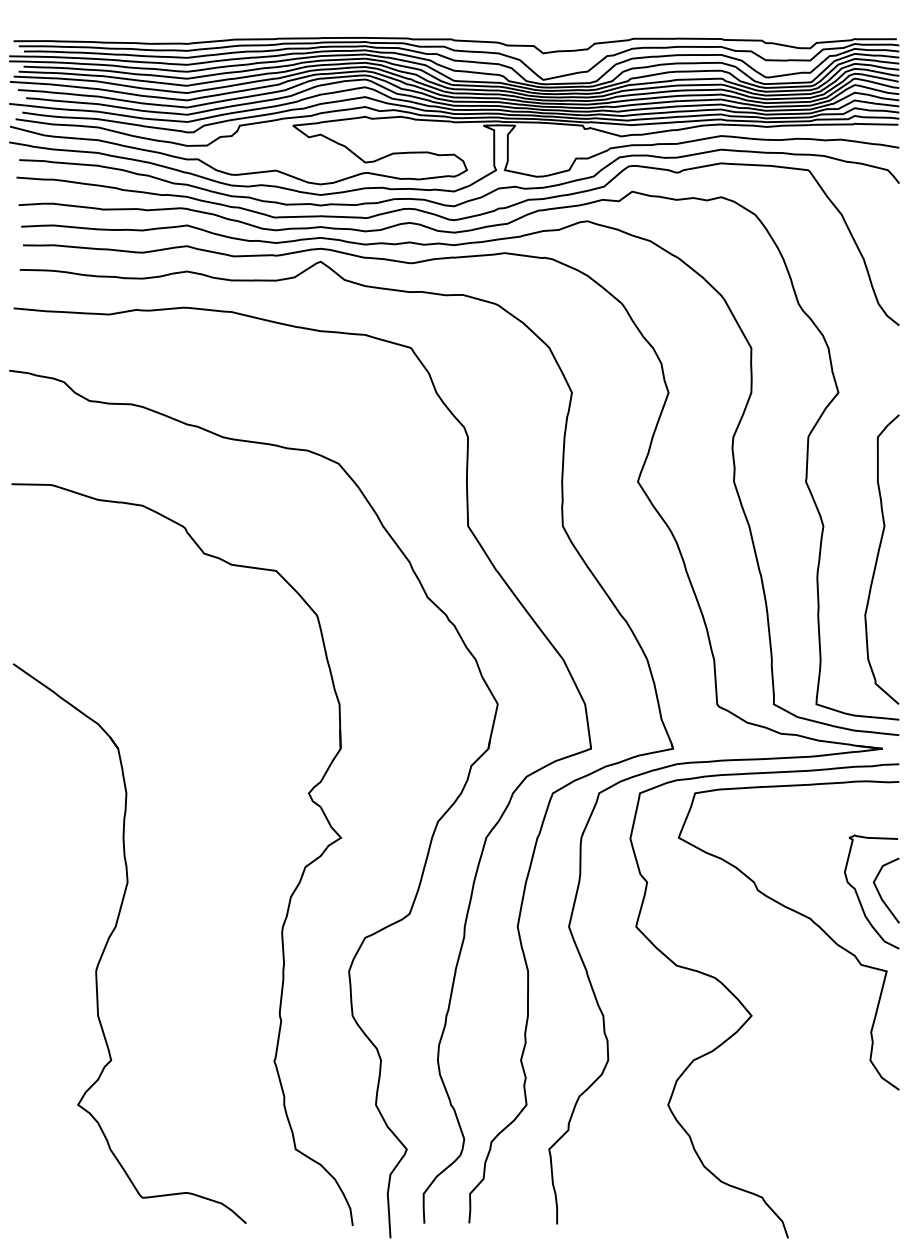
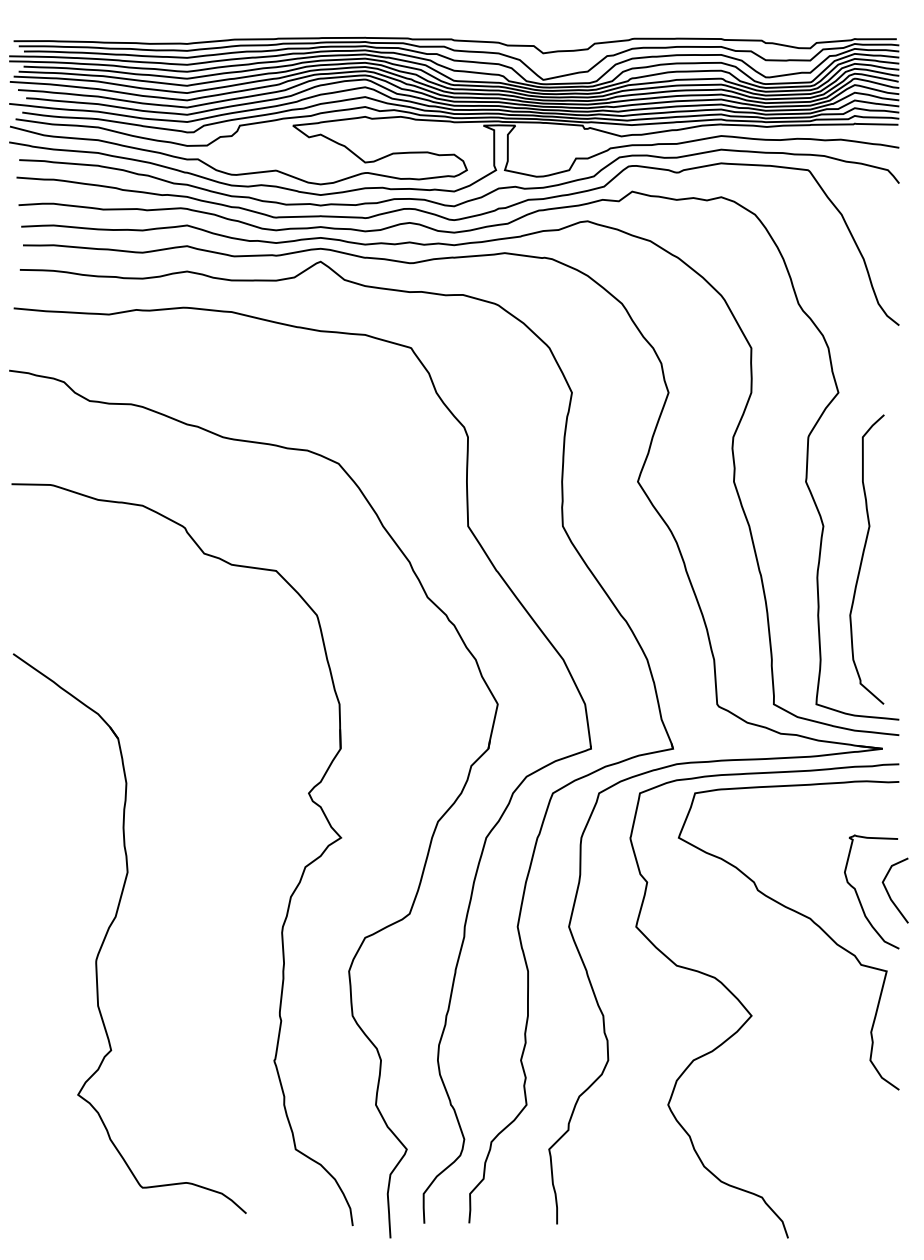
curve position: (878, 558) -> (863, 558) (863, 558)
line position: (880, 893) -> (889, 893) (889, 893)
part position: (112, 934) -> (112, 924) (112, 924)
